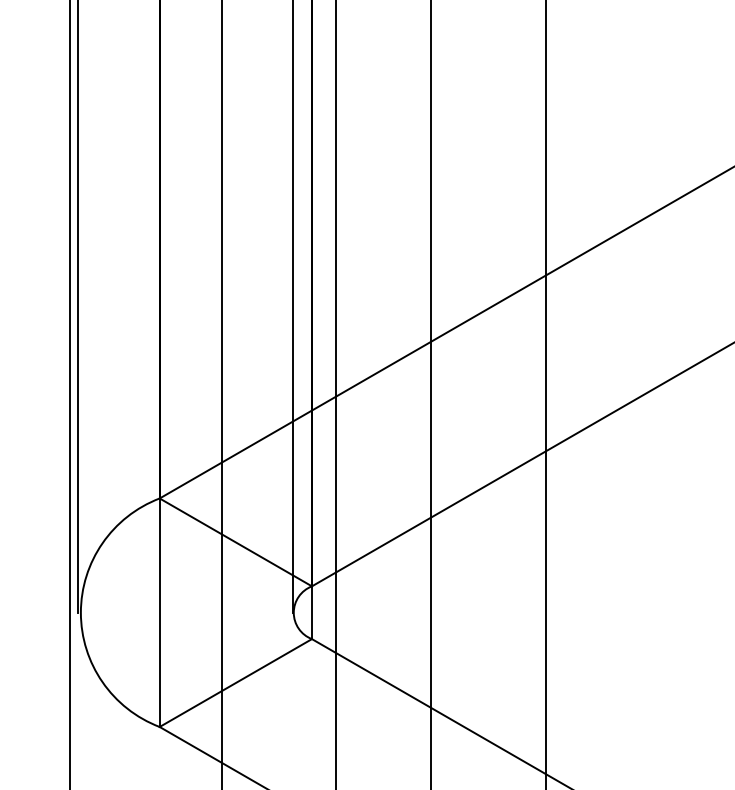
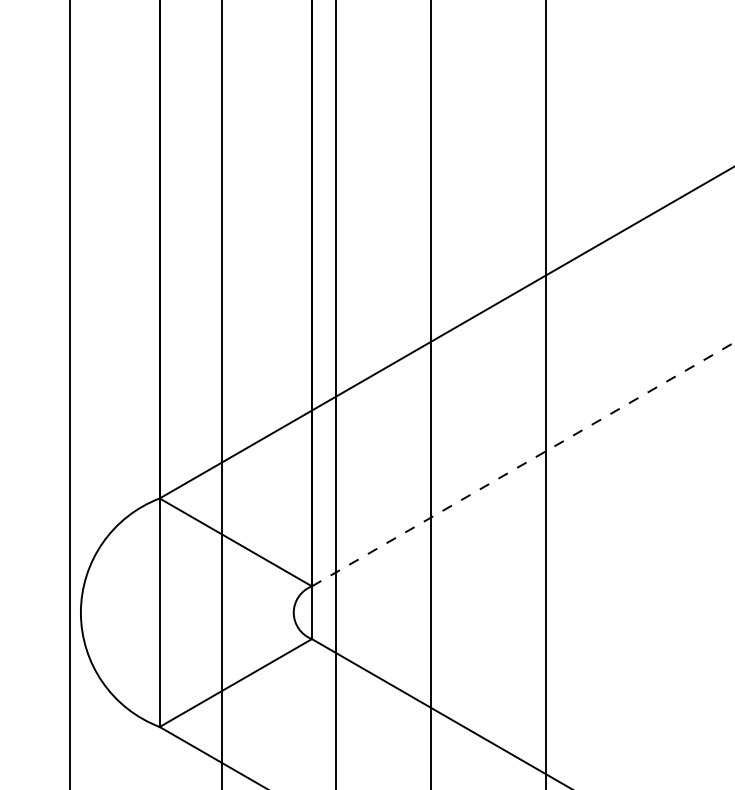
line: present -> none (77, 307)
line: present -> none (293, 307)
line: solid -> dashed (523, 464)
